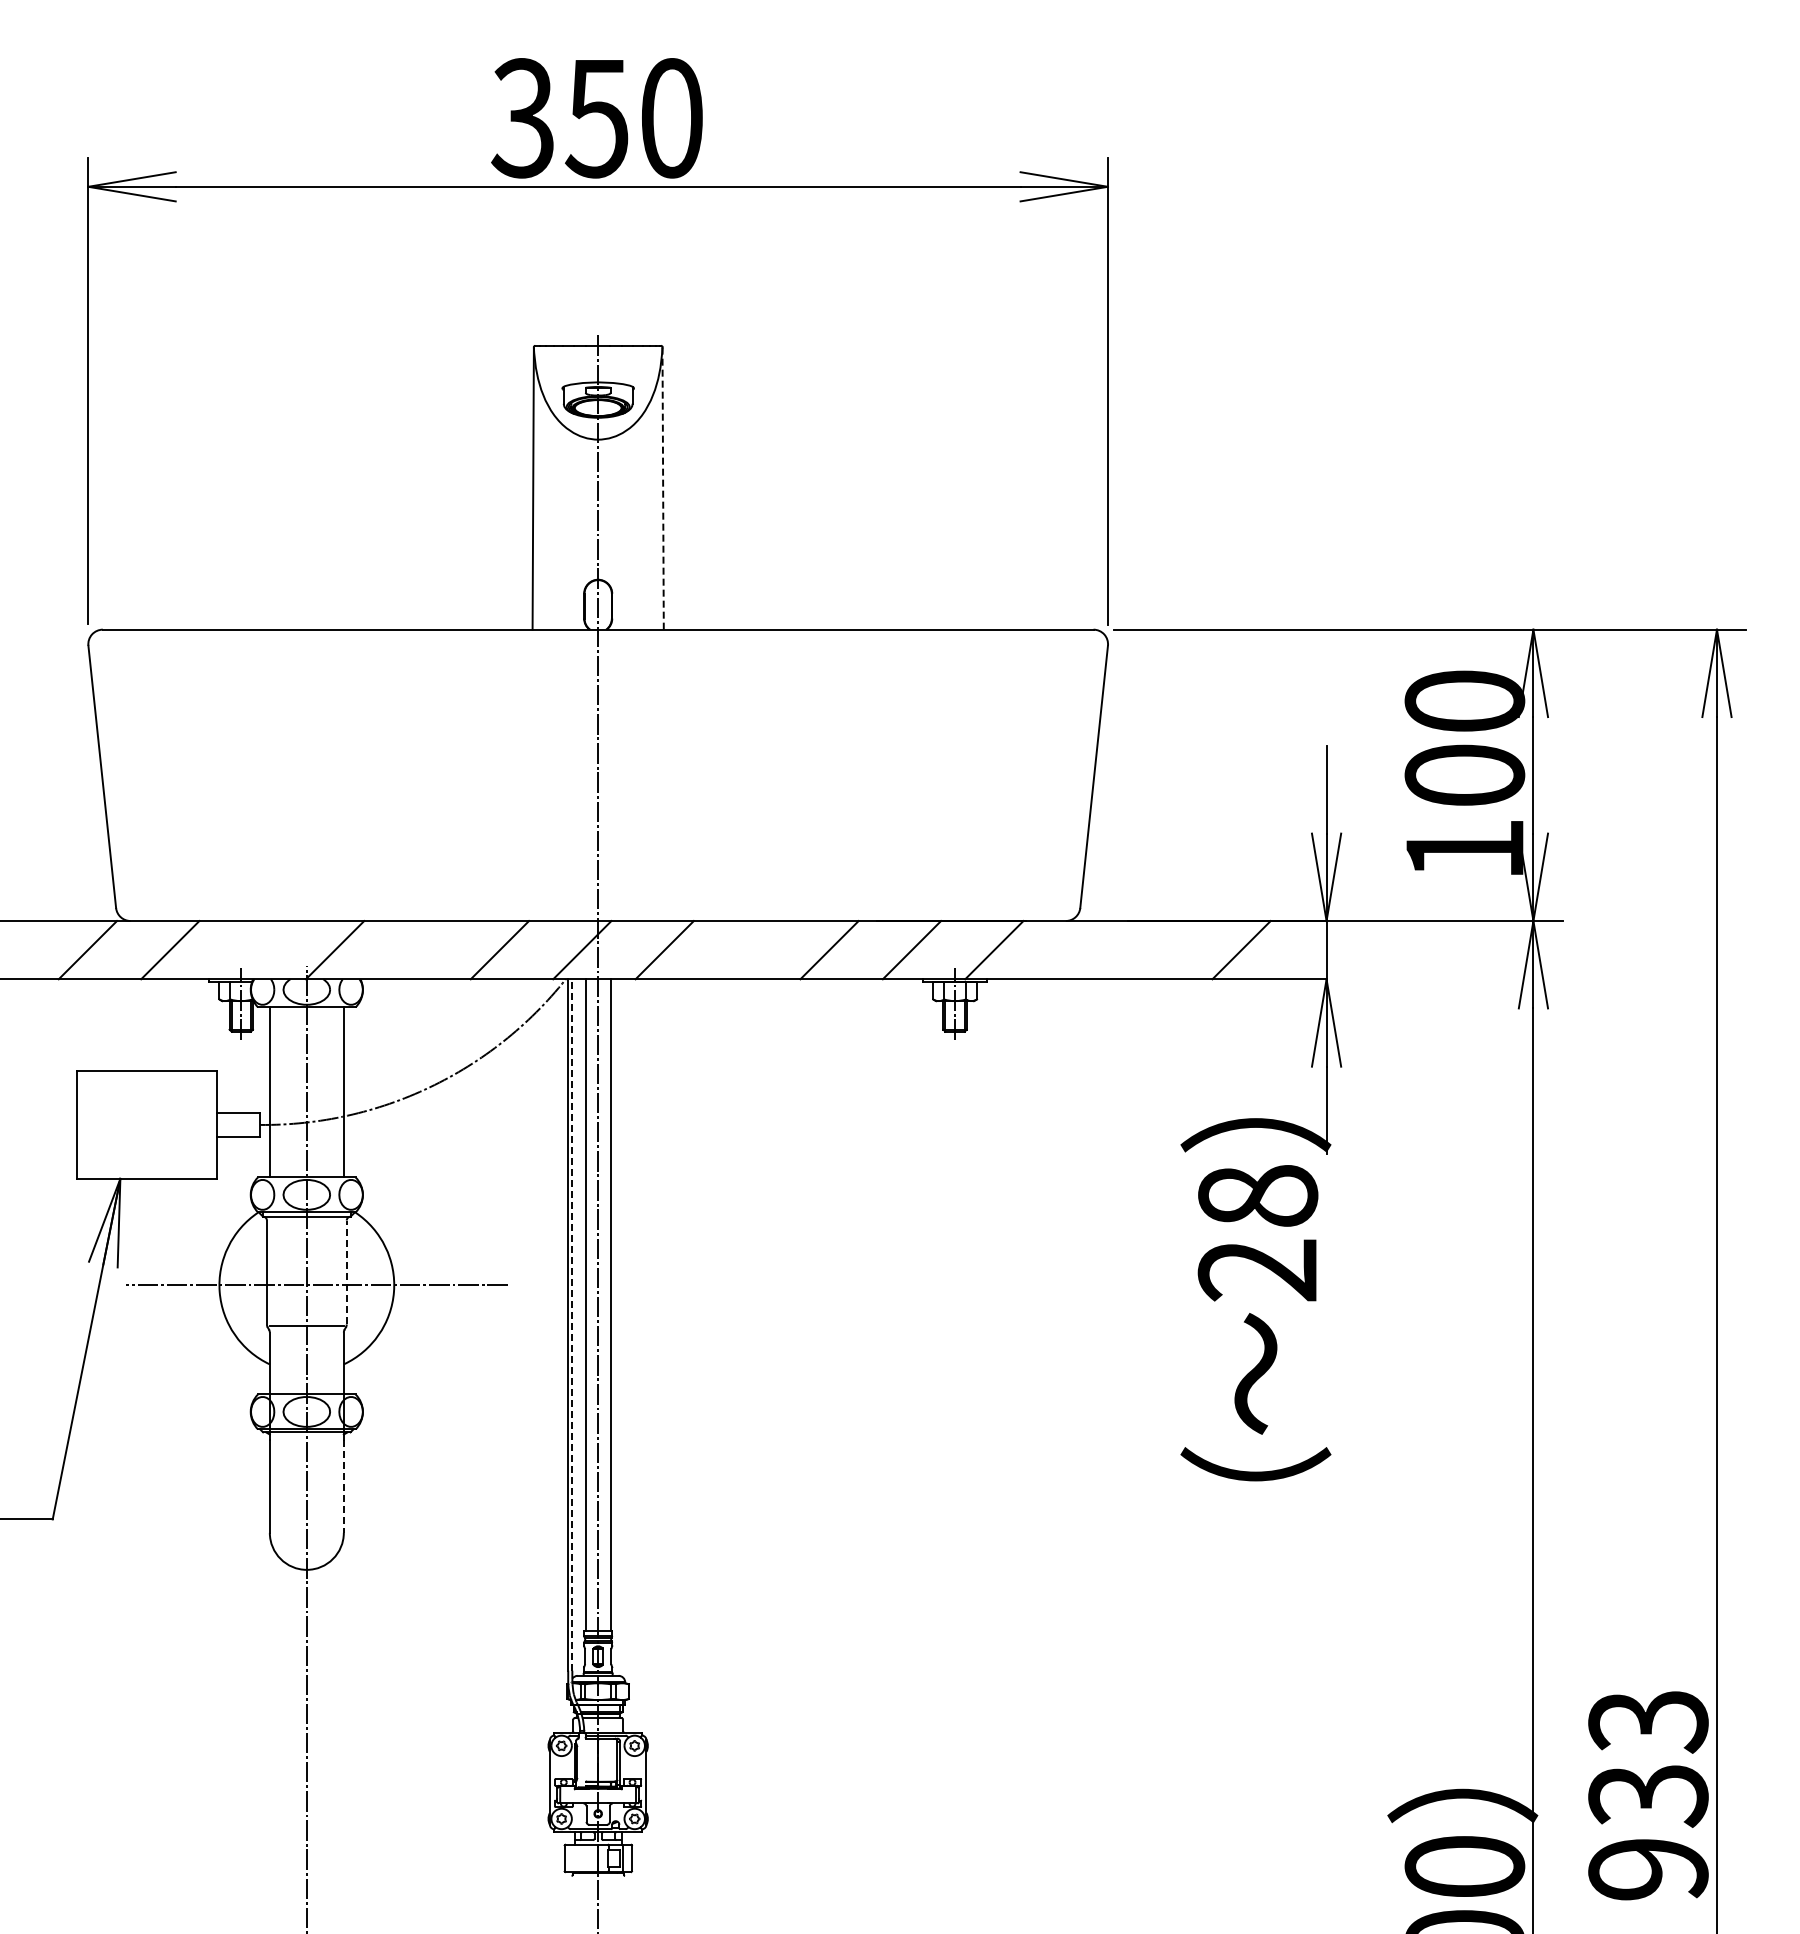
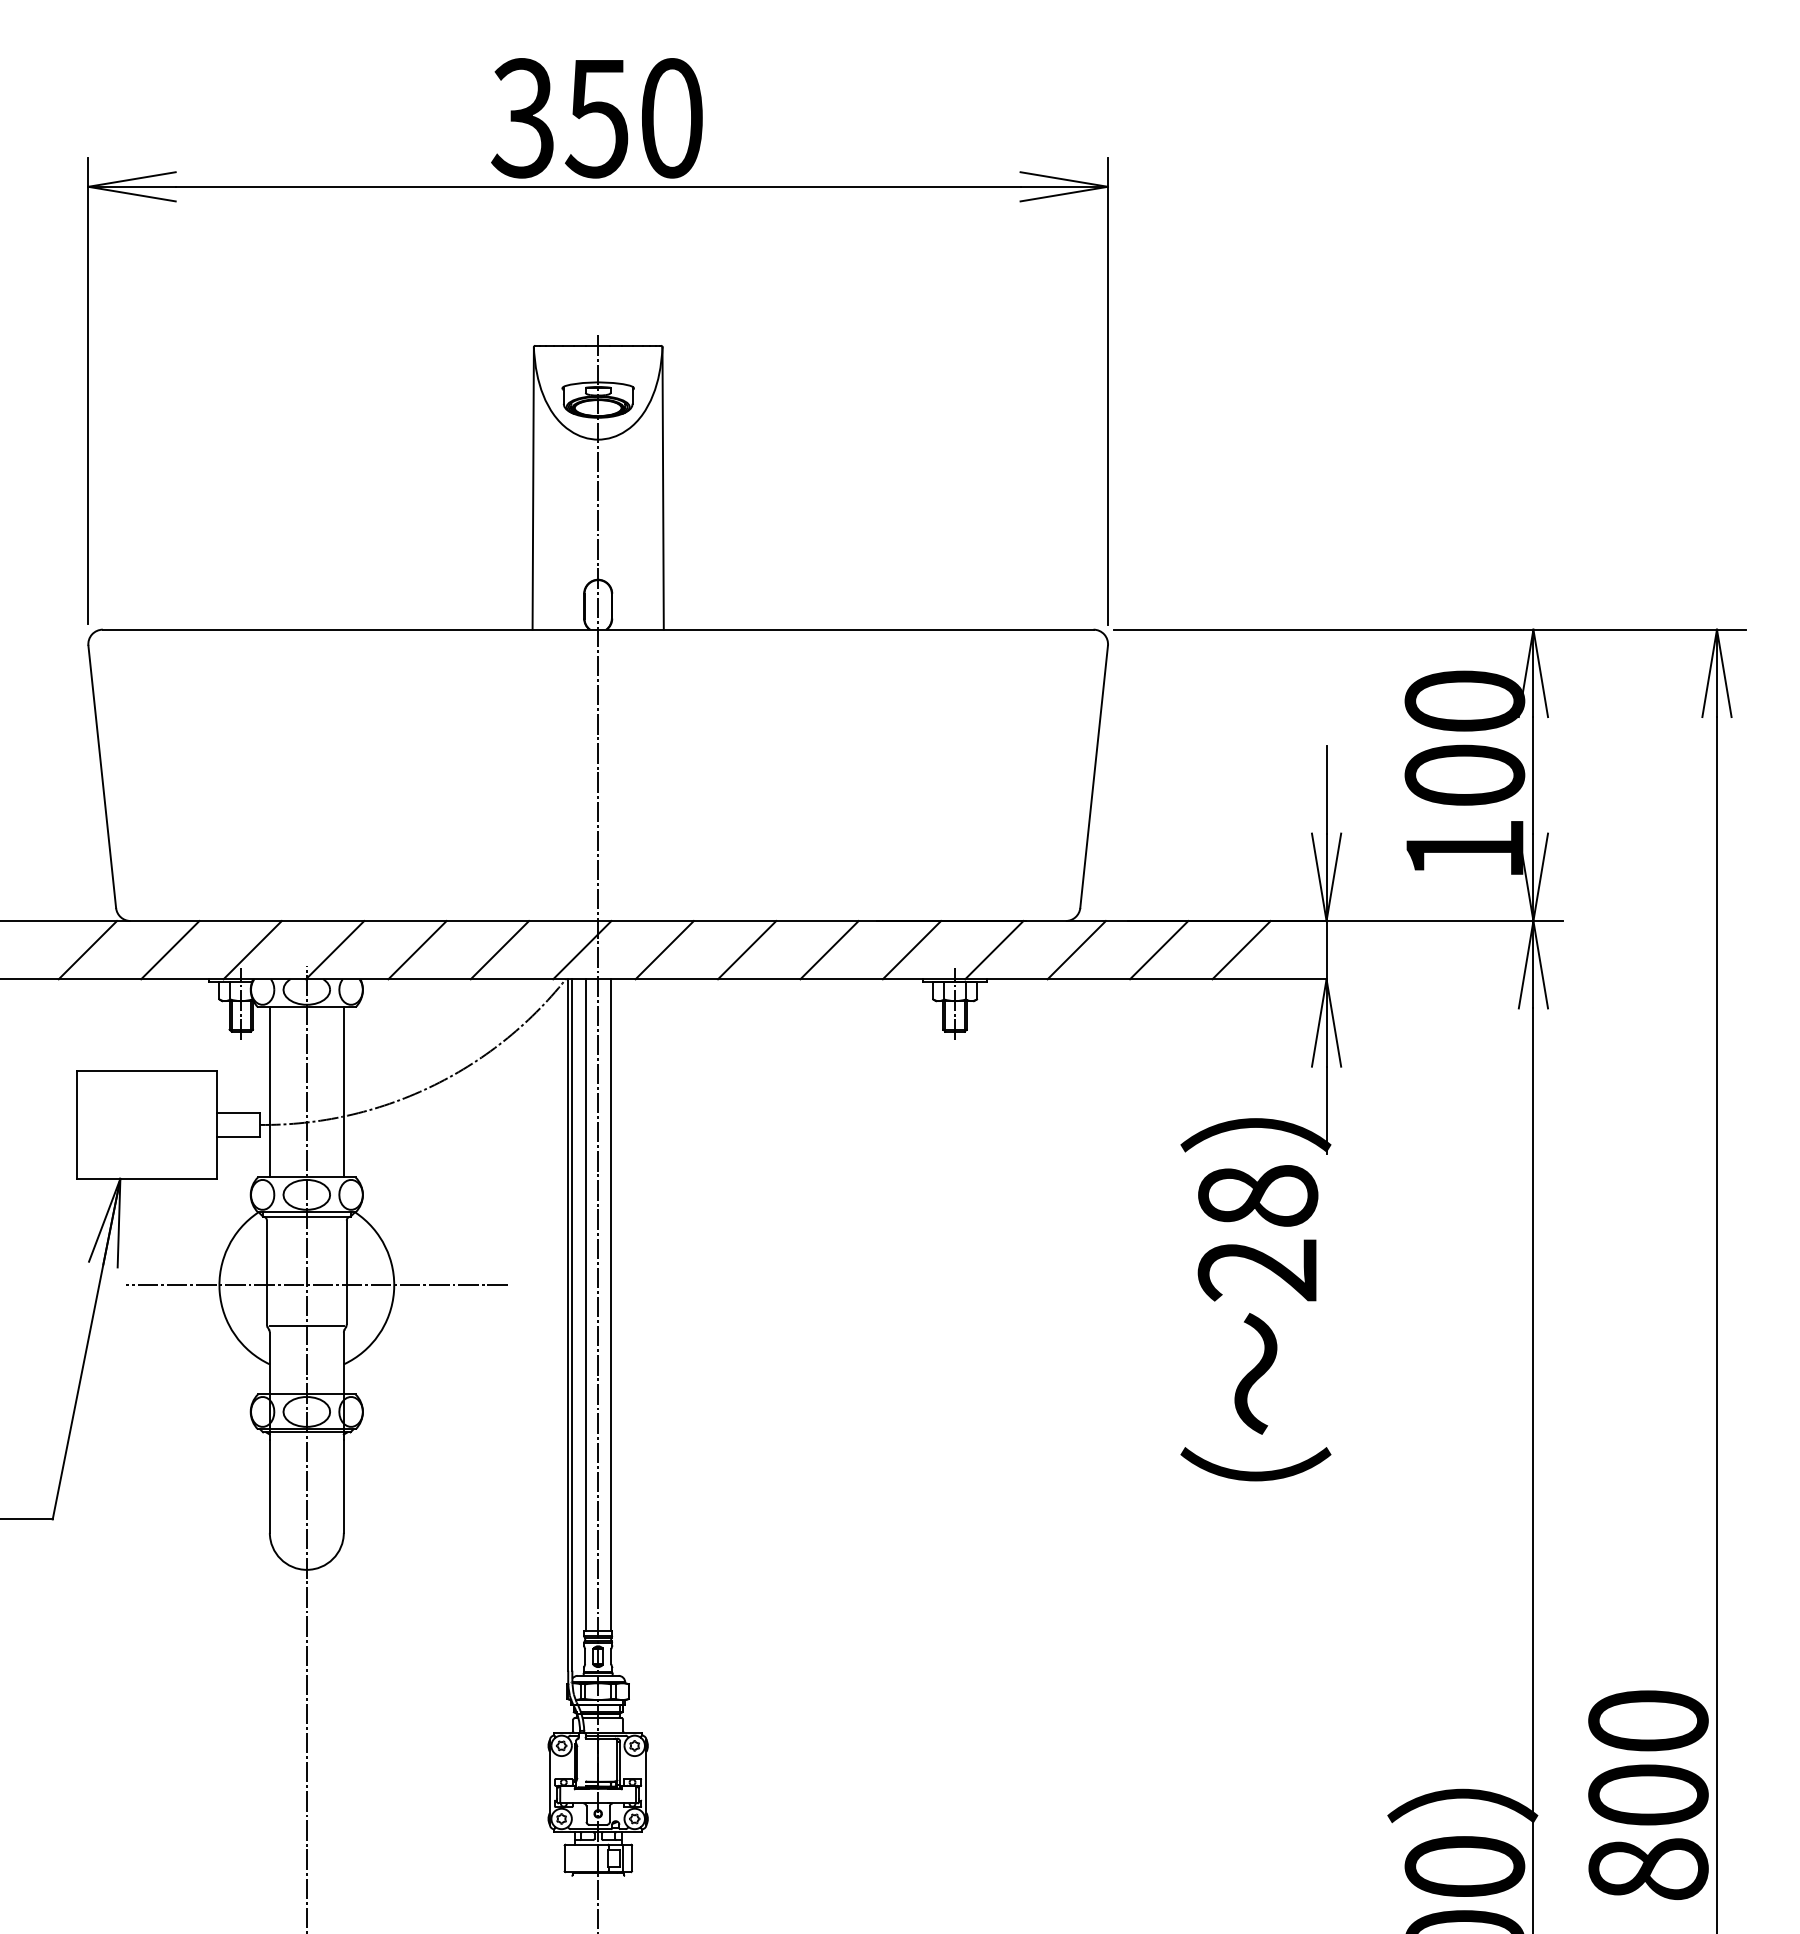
line: dashed -> solid (663, 488)
line: none -> present (252, 950)
line: none -> present (417, 950)
line: none -> present (747, 950)
line: none -> present (1076, 950)
line: none -> present (1159, 950)
line: dashed -> solid (346, 1272)
line: dashed -> solid (572, 1324)
line: dashed -> solid (343, 1486)
text: 933 -> 800 (1648, 1795)
